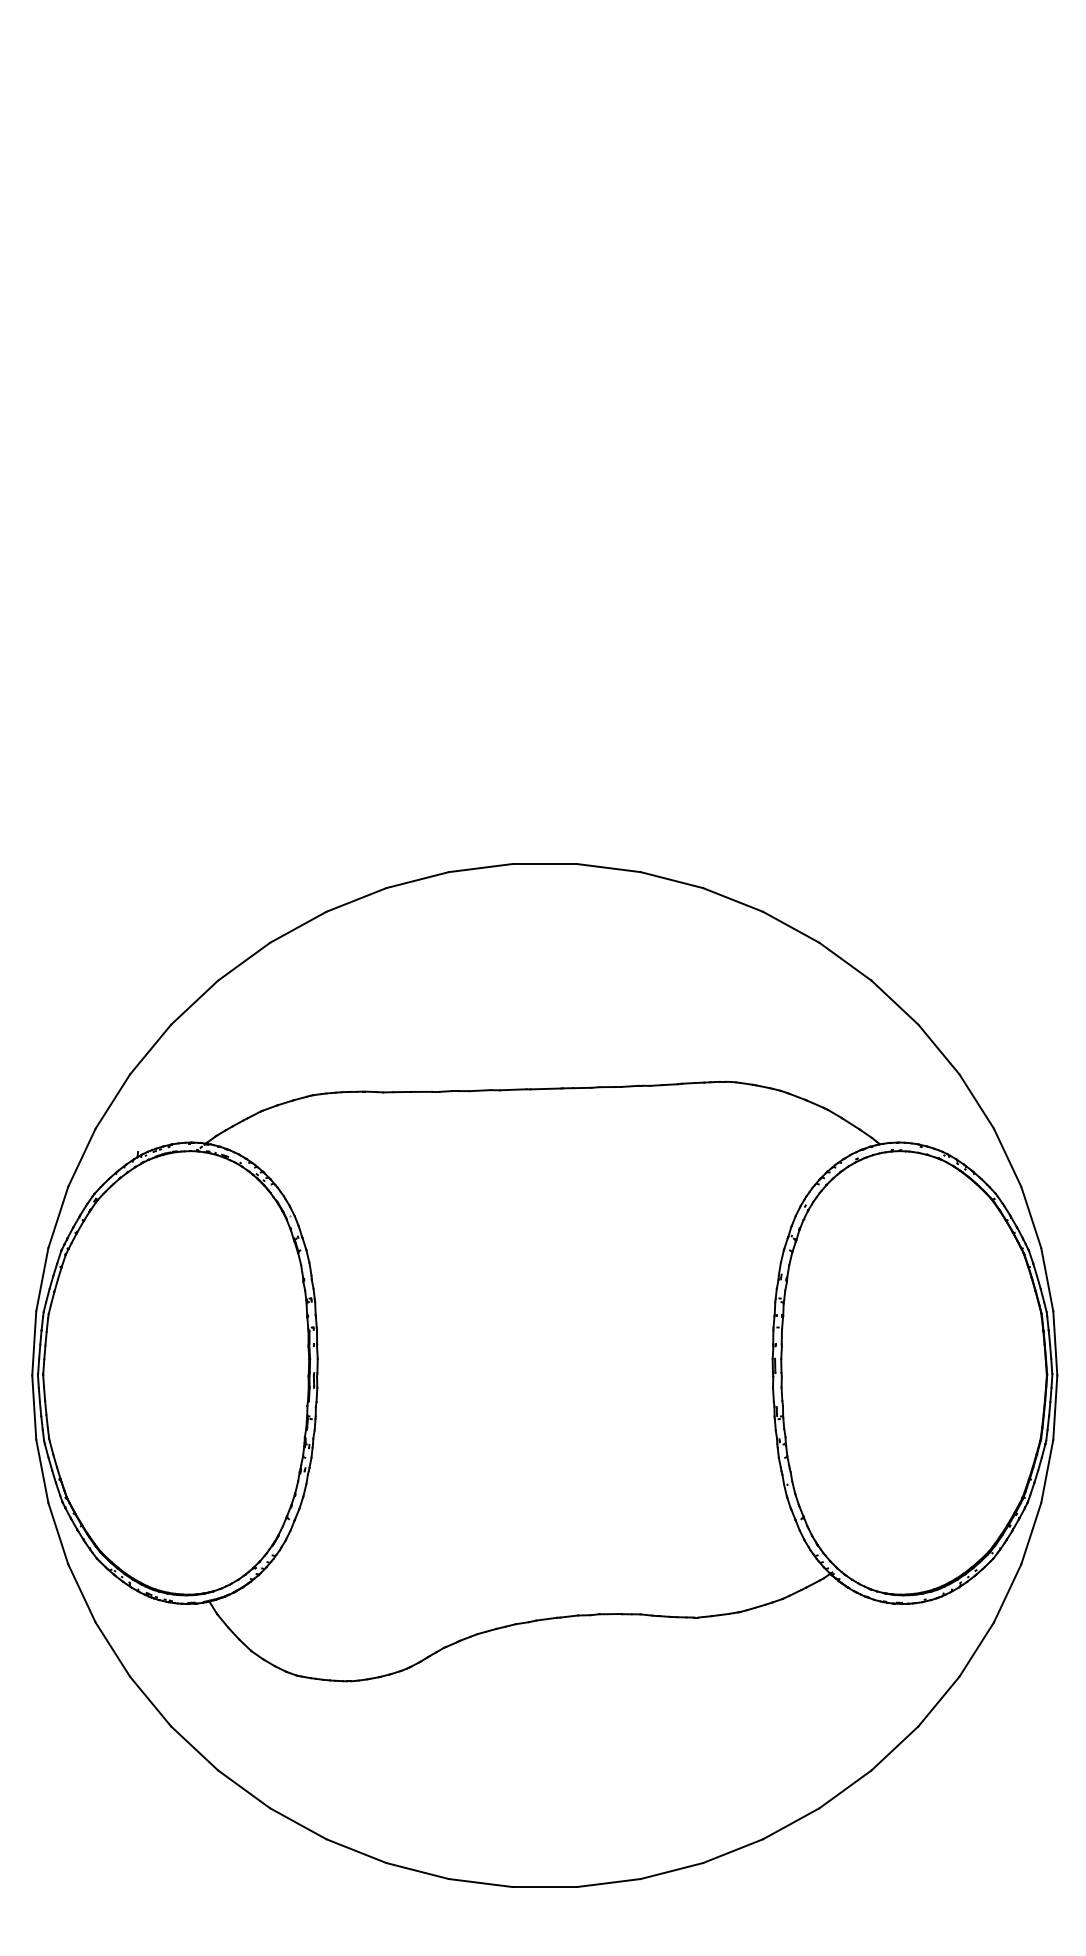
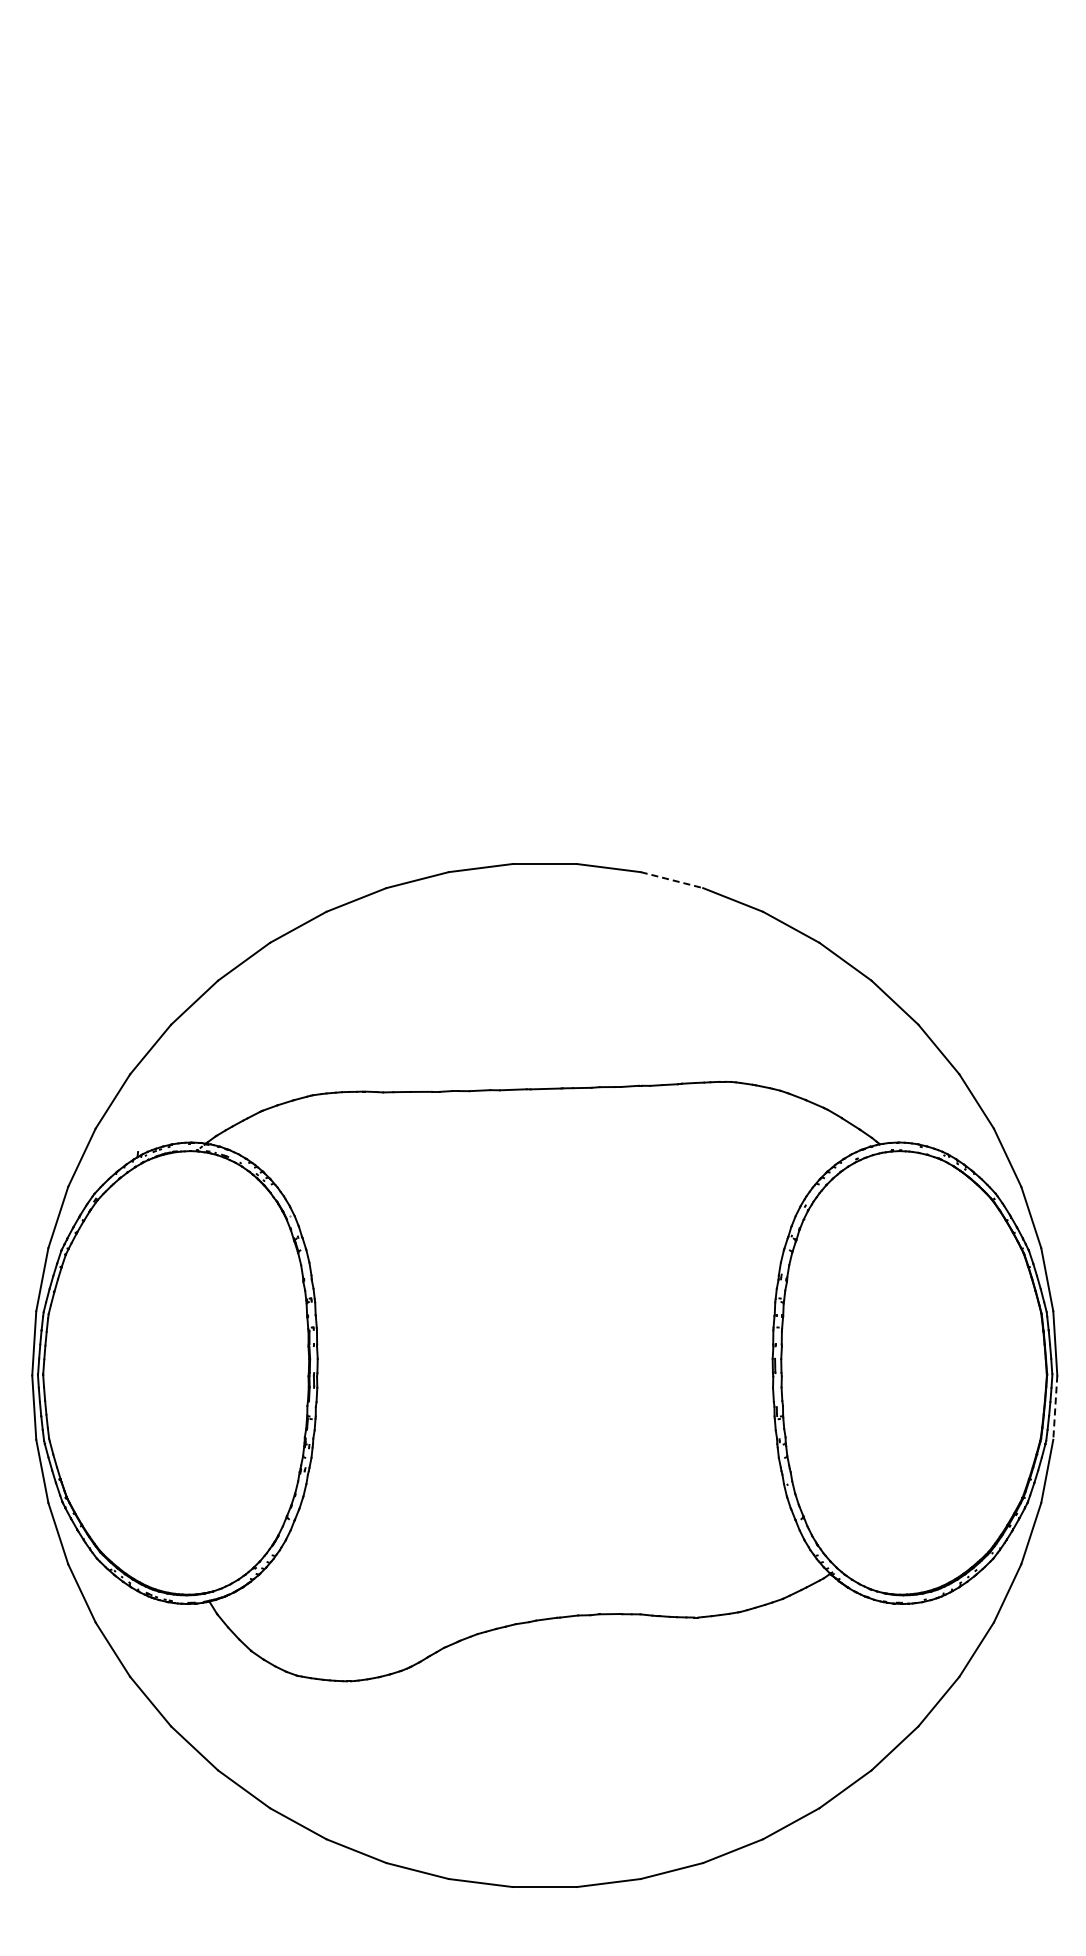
line: solid -> dashed (672, 880)
line: solid -> dashed (1055, 1408)
